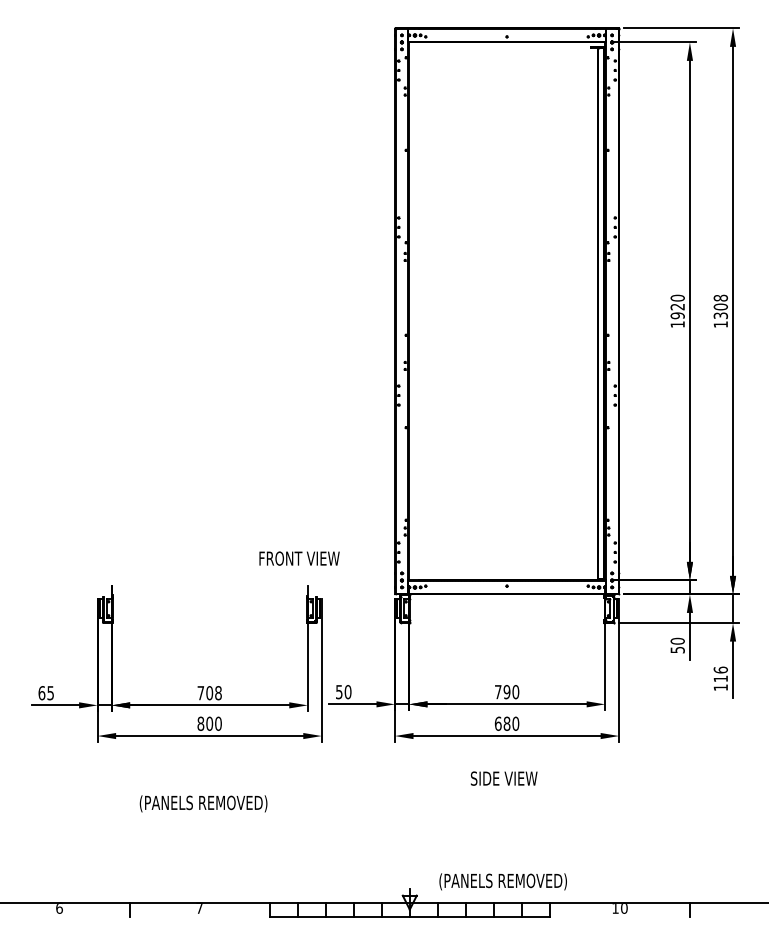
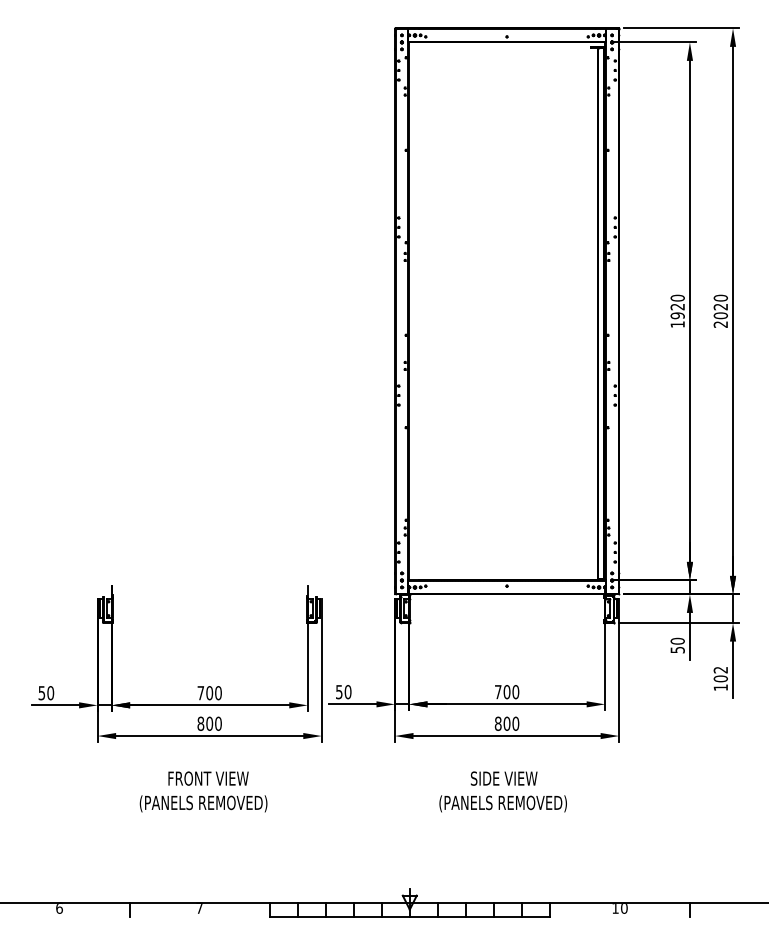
text: 1308 -> 2020 (720, 310)
text position: (299, 558) -> (208, 778) (208, 778)
text: 116 -> 102 (720, 674)
text: 708 -> 700 (218, 692)
text: 790 -> 700 (506, 692)
text: 65 -> 50 (46, 693)
text: 680 -> 800 (502, 723)
text position: (502, 881) -> (502, 803) (502, 803)
